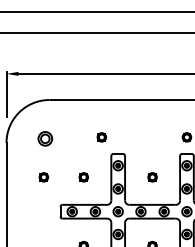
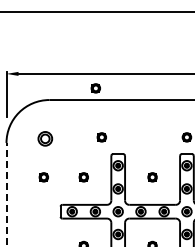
line: present -> none (96, 33)
part: none -> present (95, 88)
line: solid -> dashed (6, 194)
